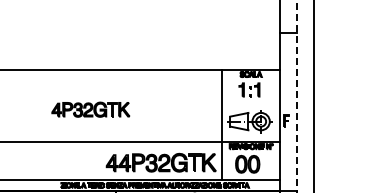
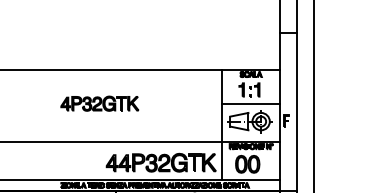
line: dashed -> solid (296, 96)
line: none -> present (250, 104)
part position: (90, 109) -> (99, 103) (99, 103)
